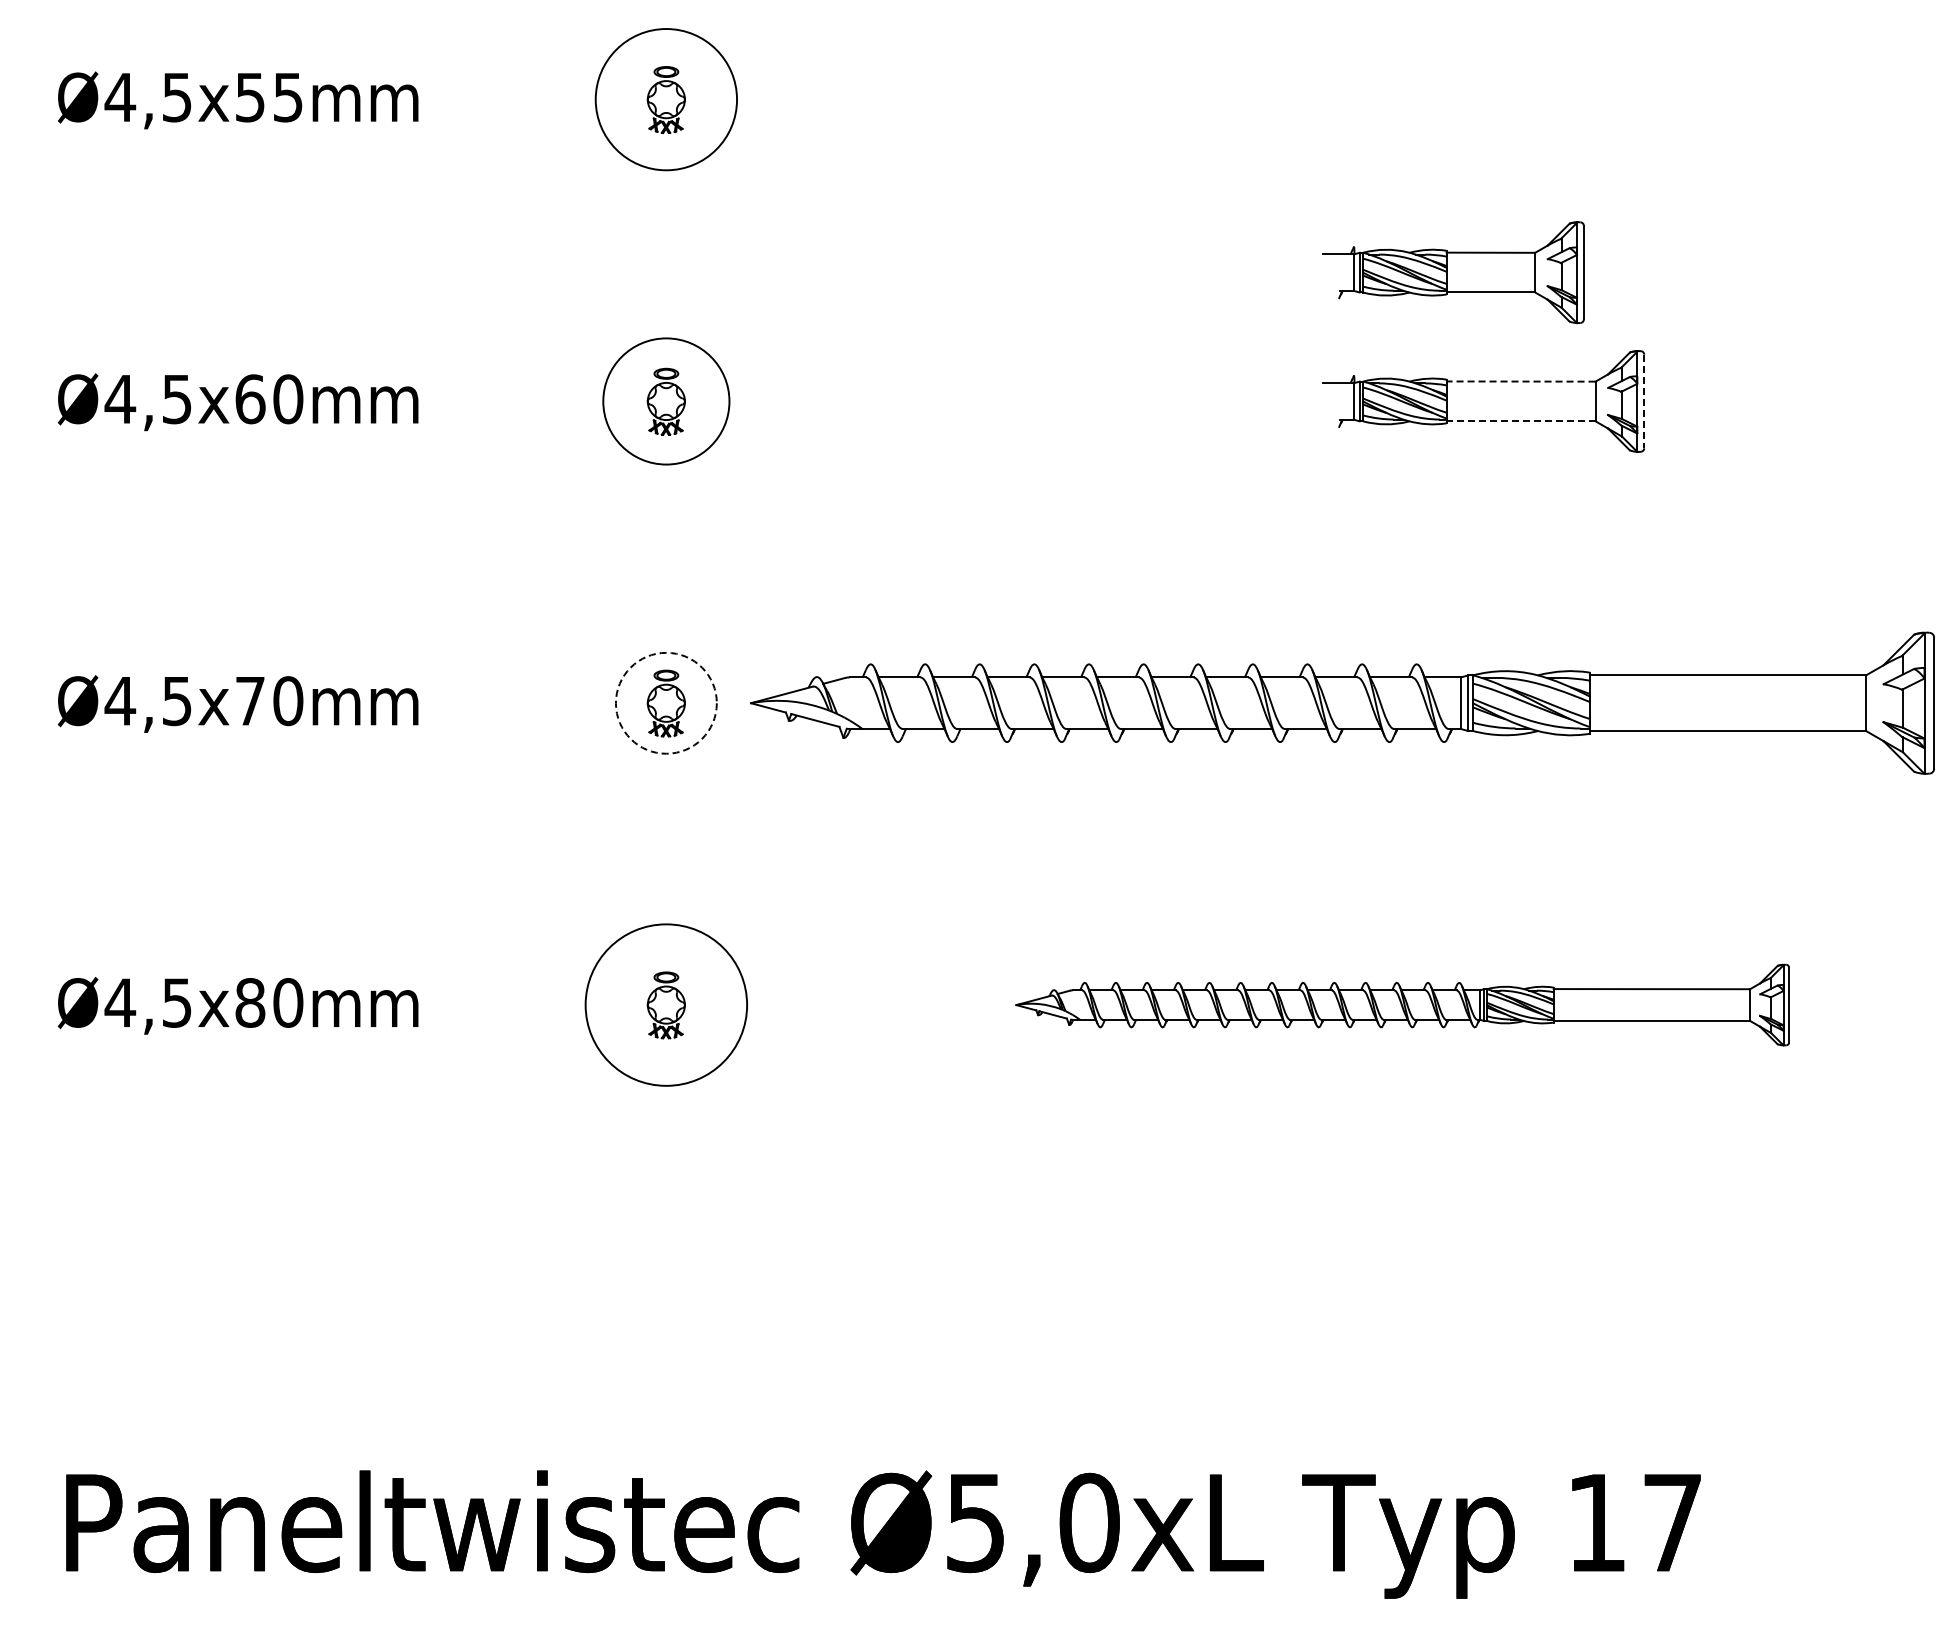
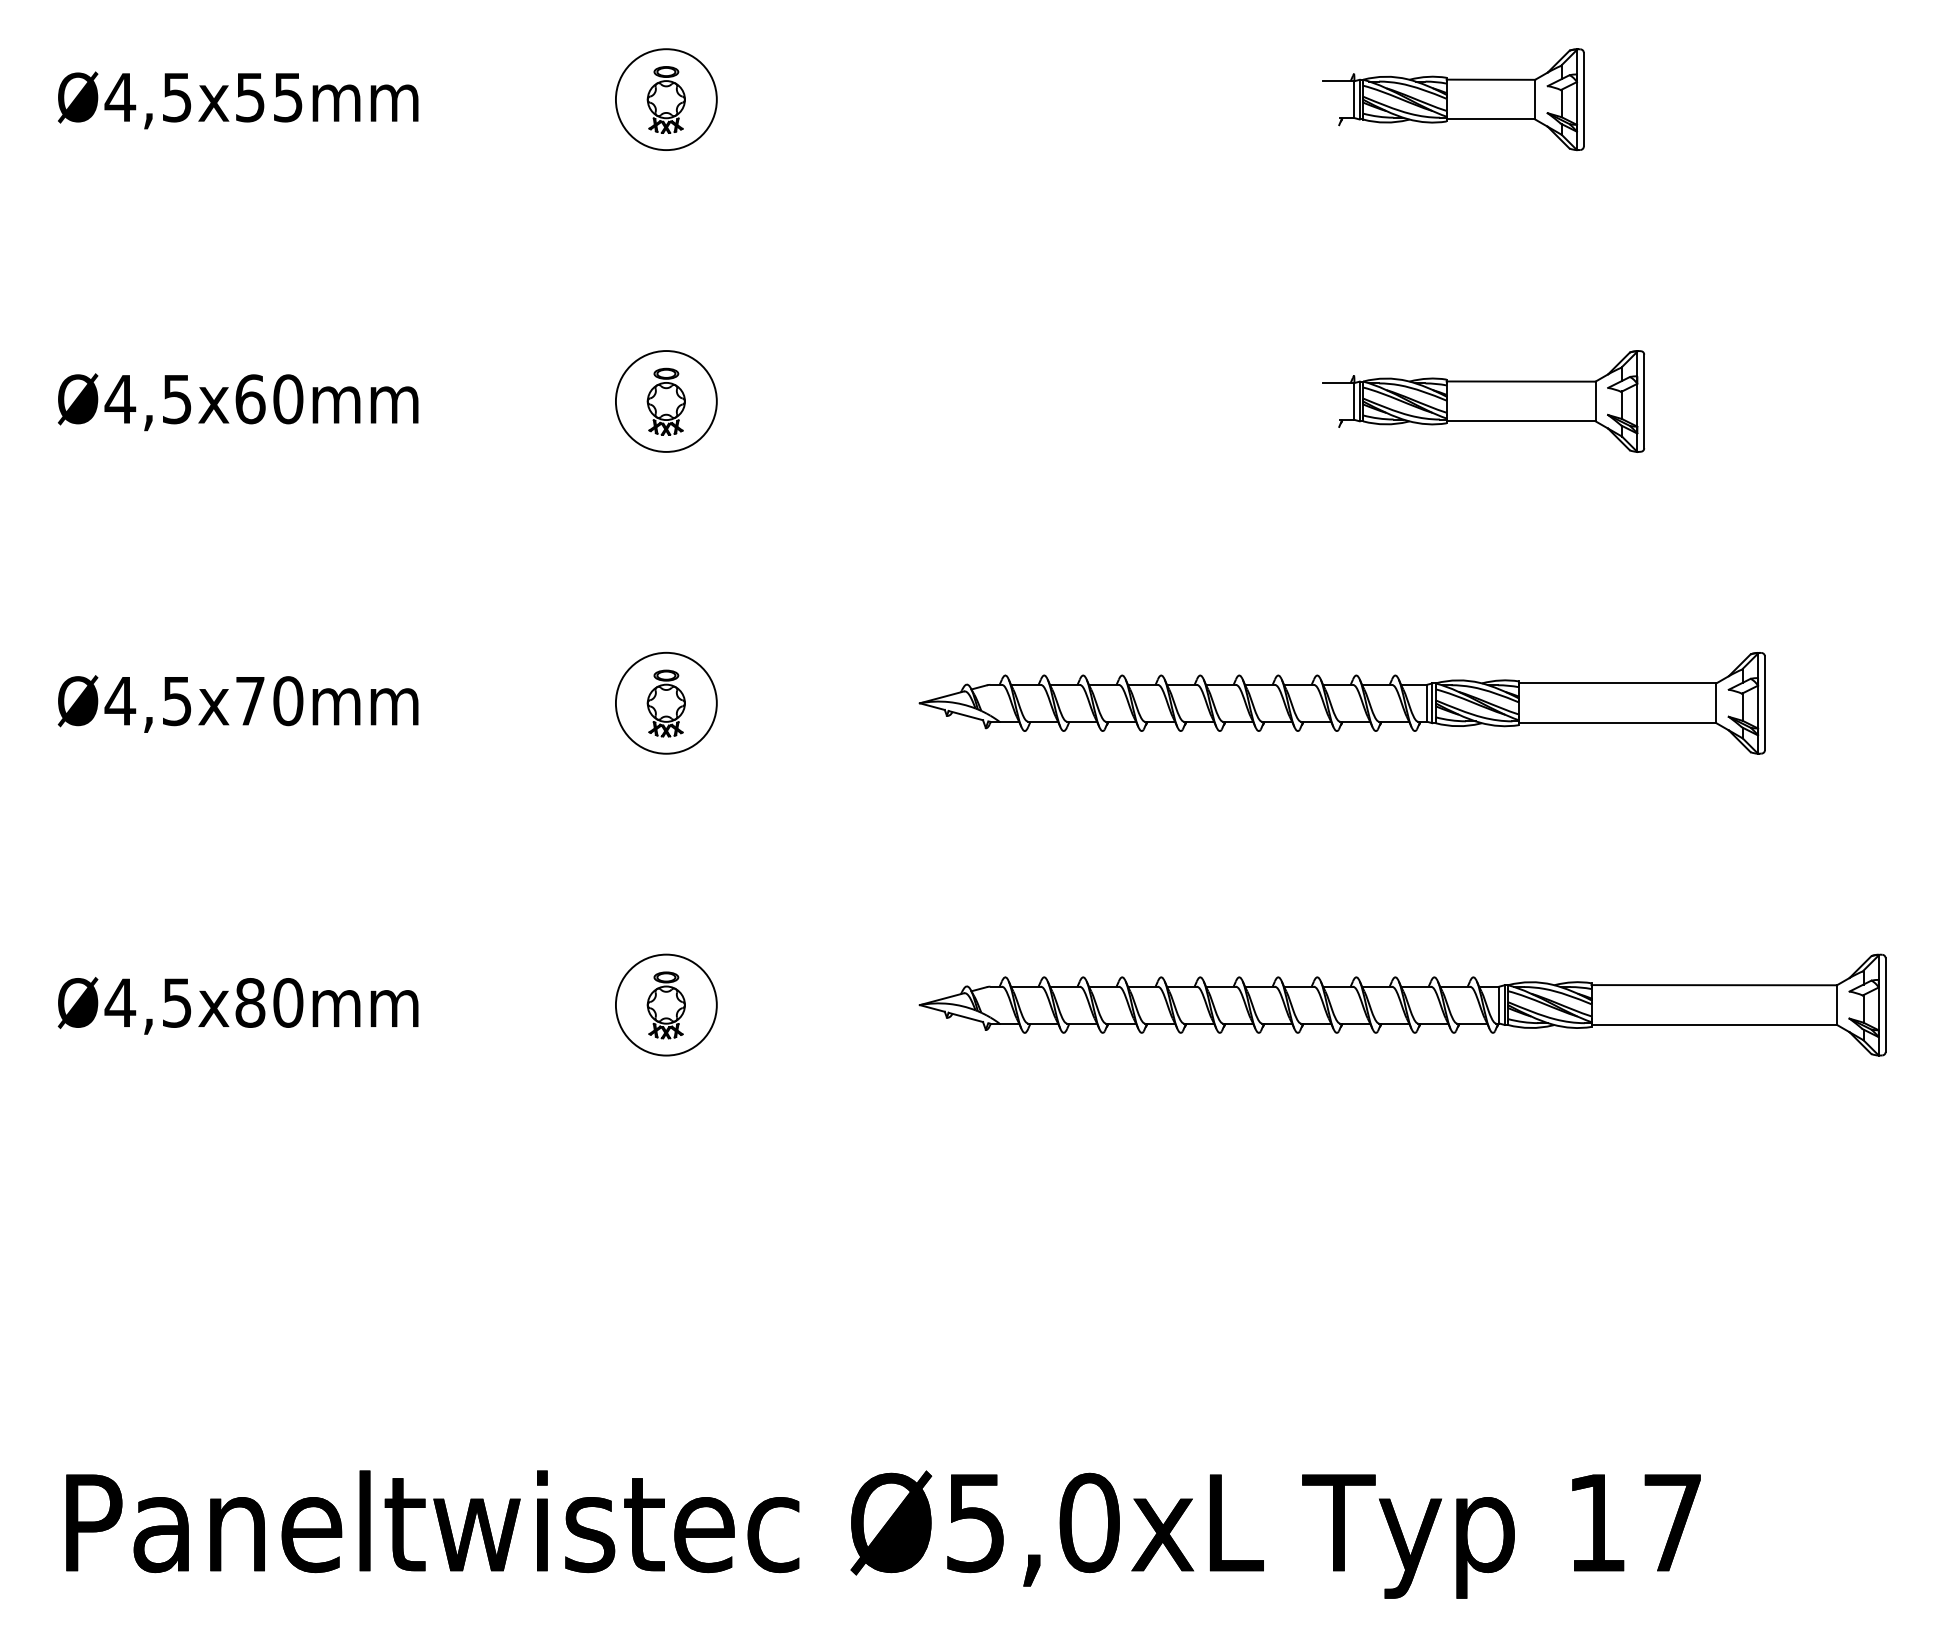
circle diameter: 141 px -> 101 px (665, 99)
part position: (1453, 272) -> (1453, 99) (1453, 99)
line: dashed -> solid (1520, 381)
circle diameter: 126 px -> 101 px (665, 401)
line: dashed -> solid (1644, 401)
line: dashed -> solid (1520, 421)
circle: dashed -> solid (665, 702)
part size: 1185x144 px -> 848x103 px (1341, 703)
circle diameter: 161 px -> 101 px (665, 1004)
part size: 775x84 px -> 969x104 px (1402, 1004)
